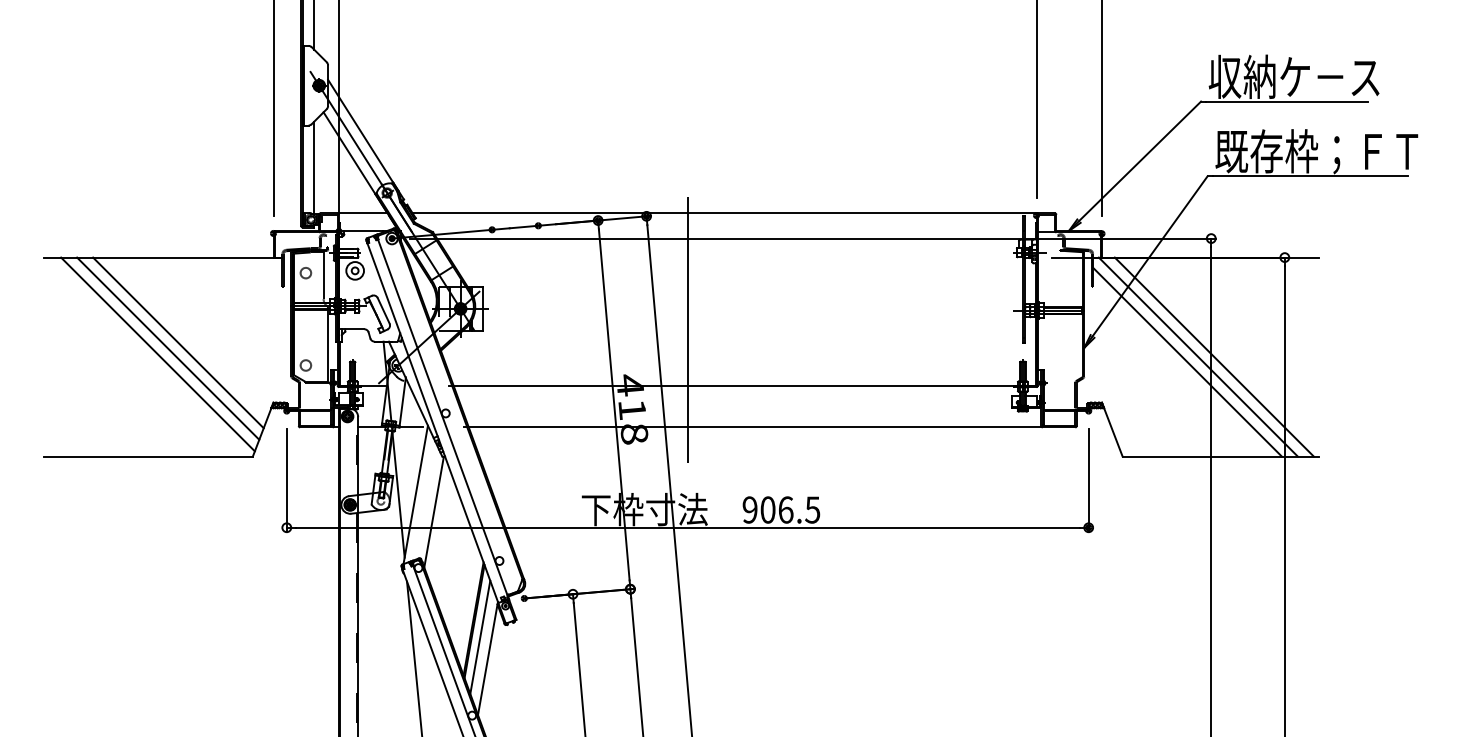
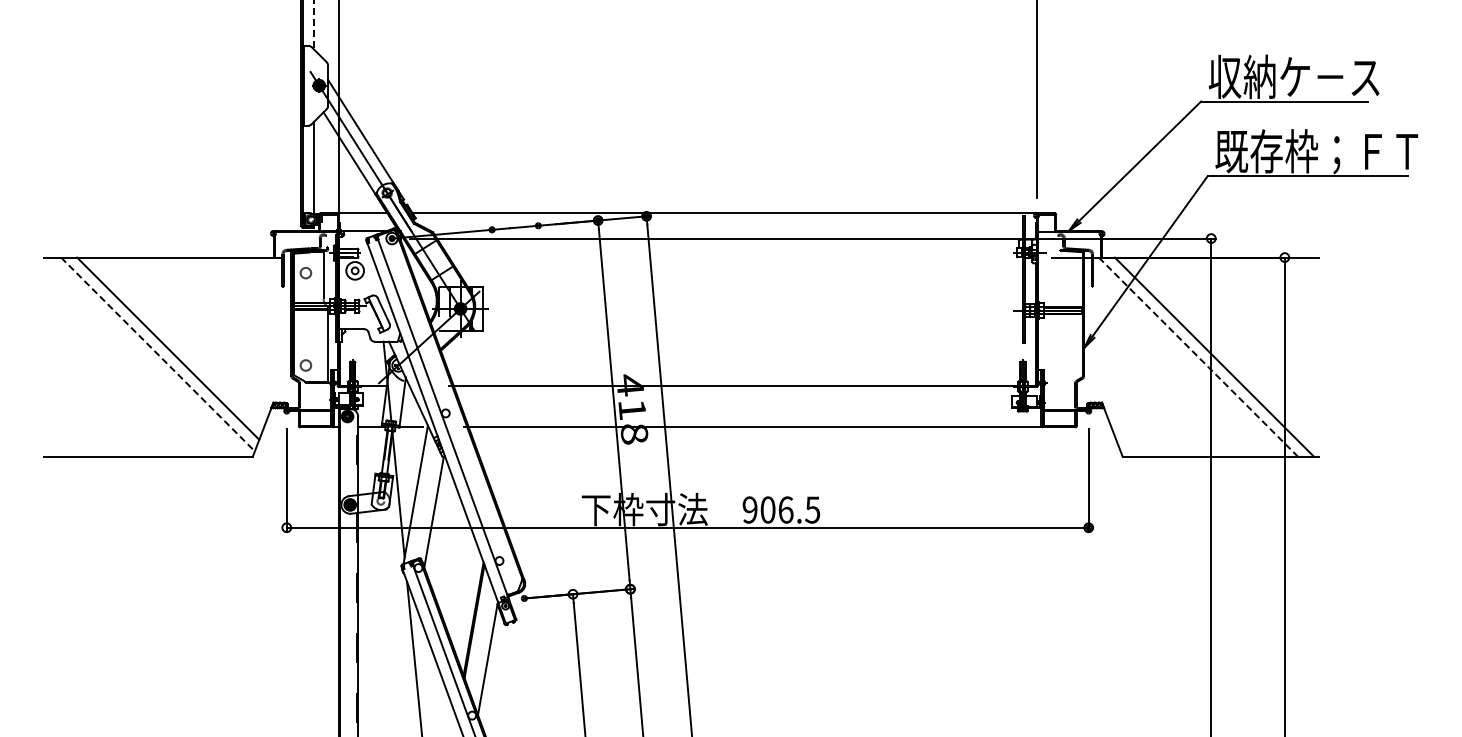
line: solid -> dashed (314, 25)
line: present -> none (273, 108)
line: present -> none (1101, 109)
line: present -> none (687, 329)
line: present -> none (178, 342)
line: solid -> dashed (158, 354)
line: solid -> dashed (1198, 357)
line: present -> none (1187, 361)
line: present -> none (480, 637)
